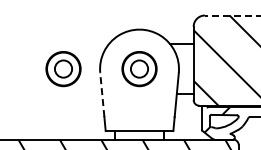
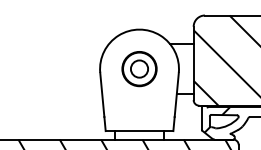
line: dashed -> solid (232, 15)
part: present -> none (63, 69)
line: dashed -> solid (102, 94)
